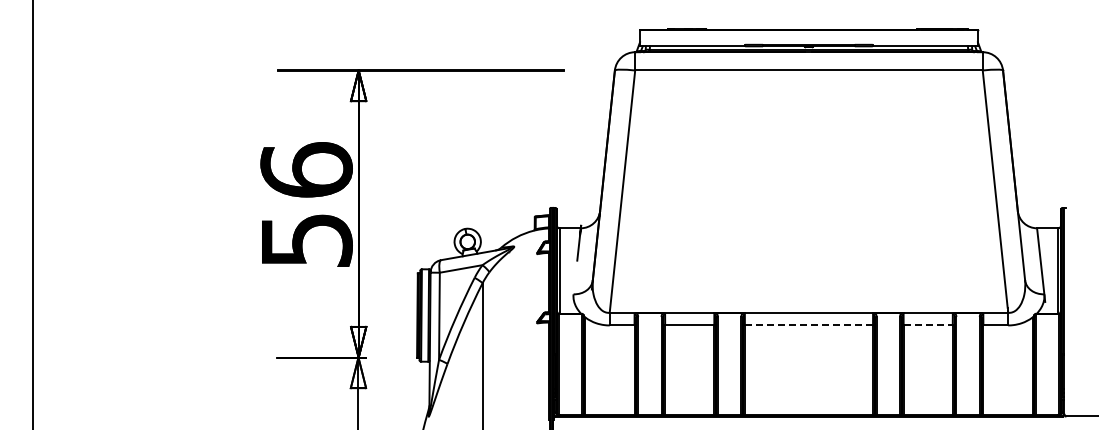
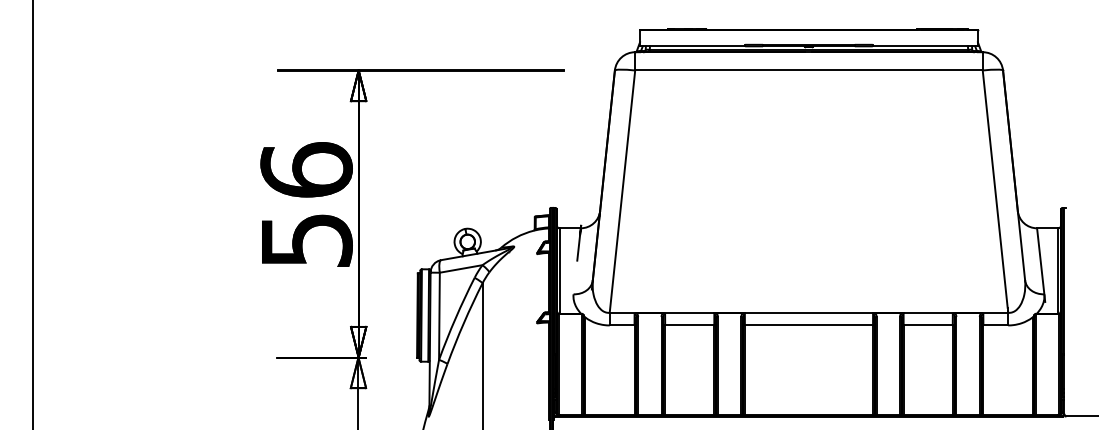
line: dashed -> solid (809, 325)
line: dashed -> solid (928, 325)
